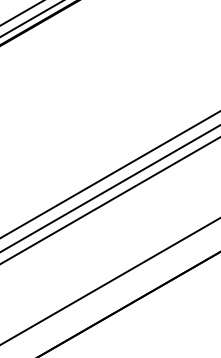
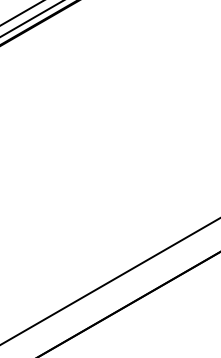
line: present -> none (109, 174)
line: present -> none (109, 188)
line: present -> none (109, 200)
